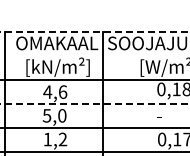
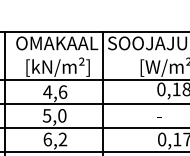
line: dashed -> solid (95, 31)
line: dashed -> solid (95, 104)
text: 1,2 -> 6,2 (47, 139)
